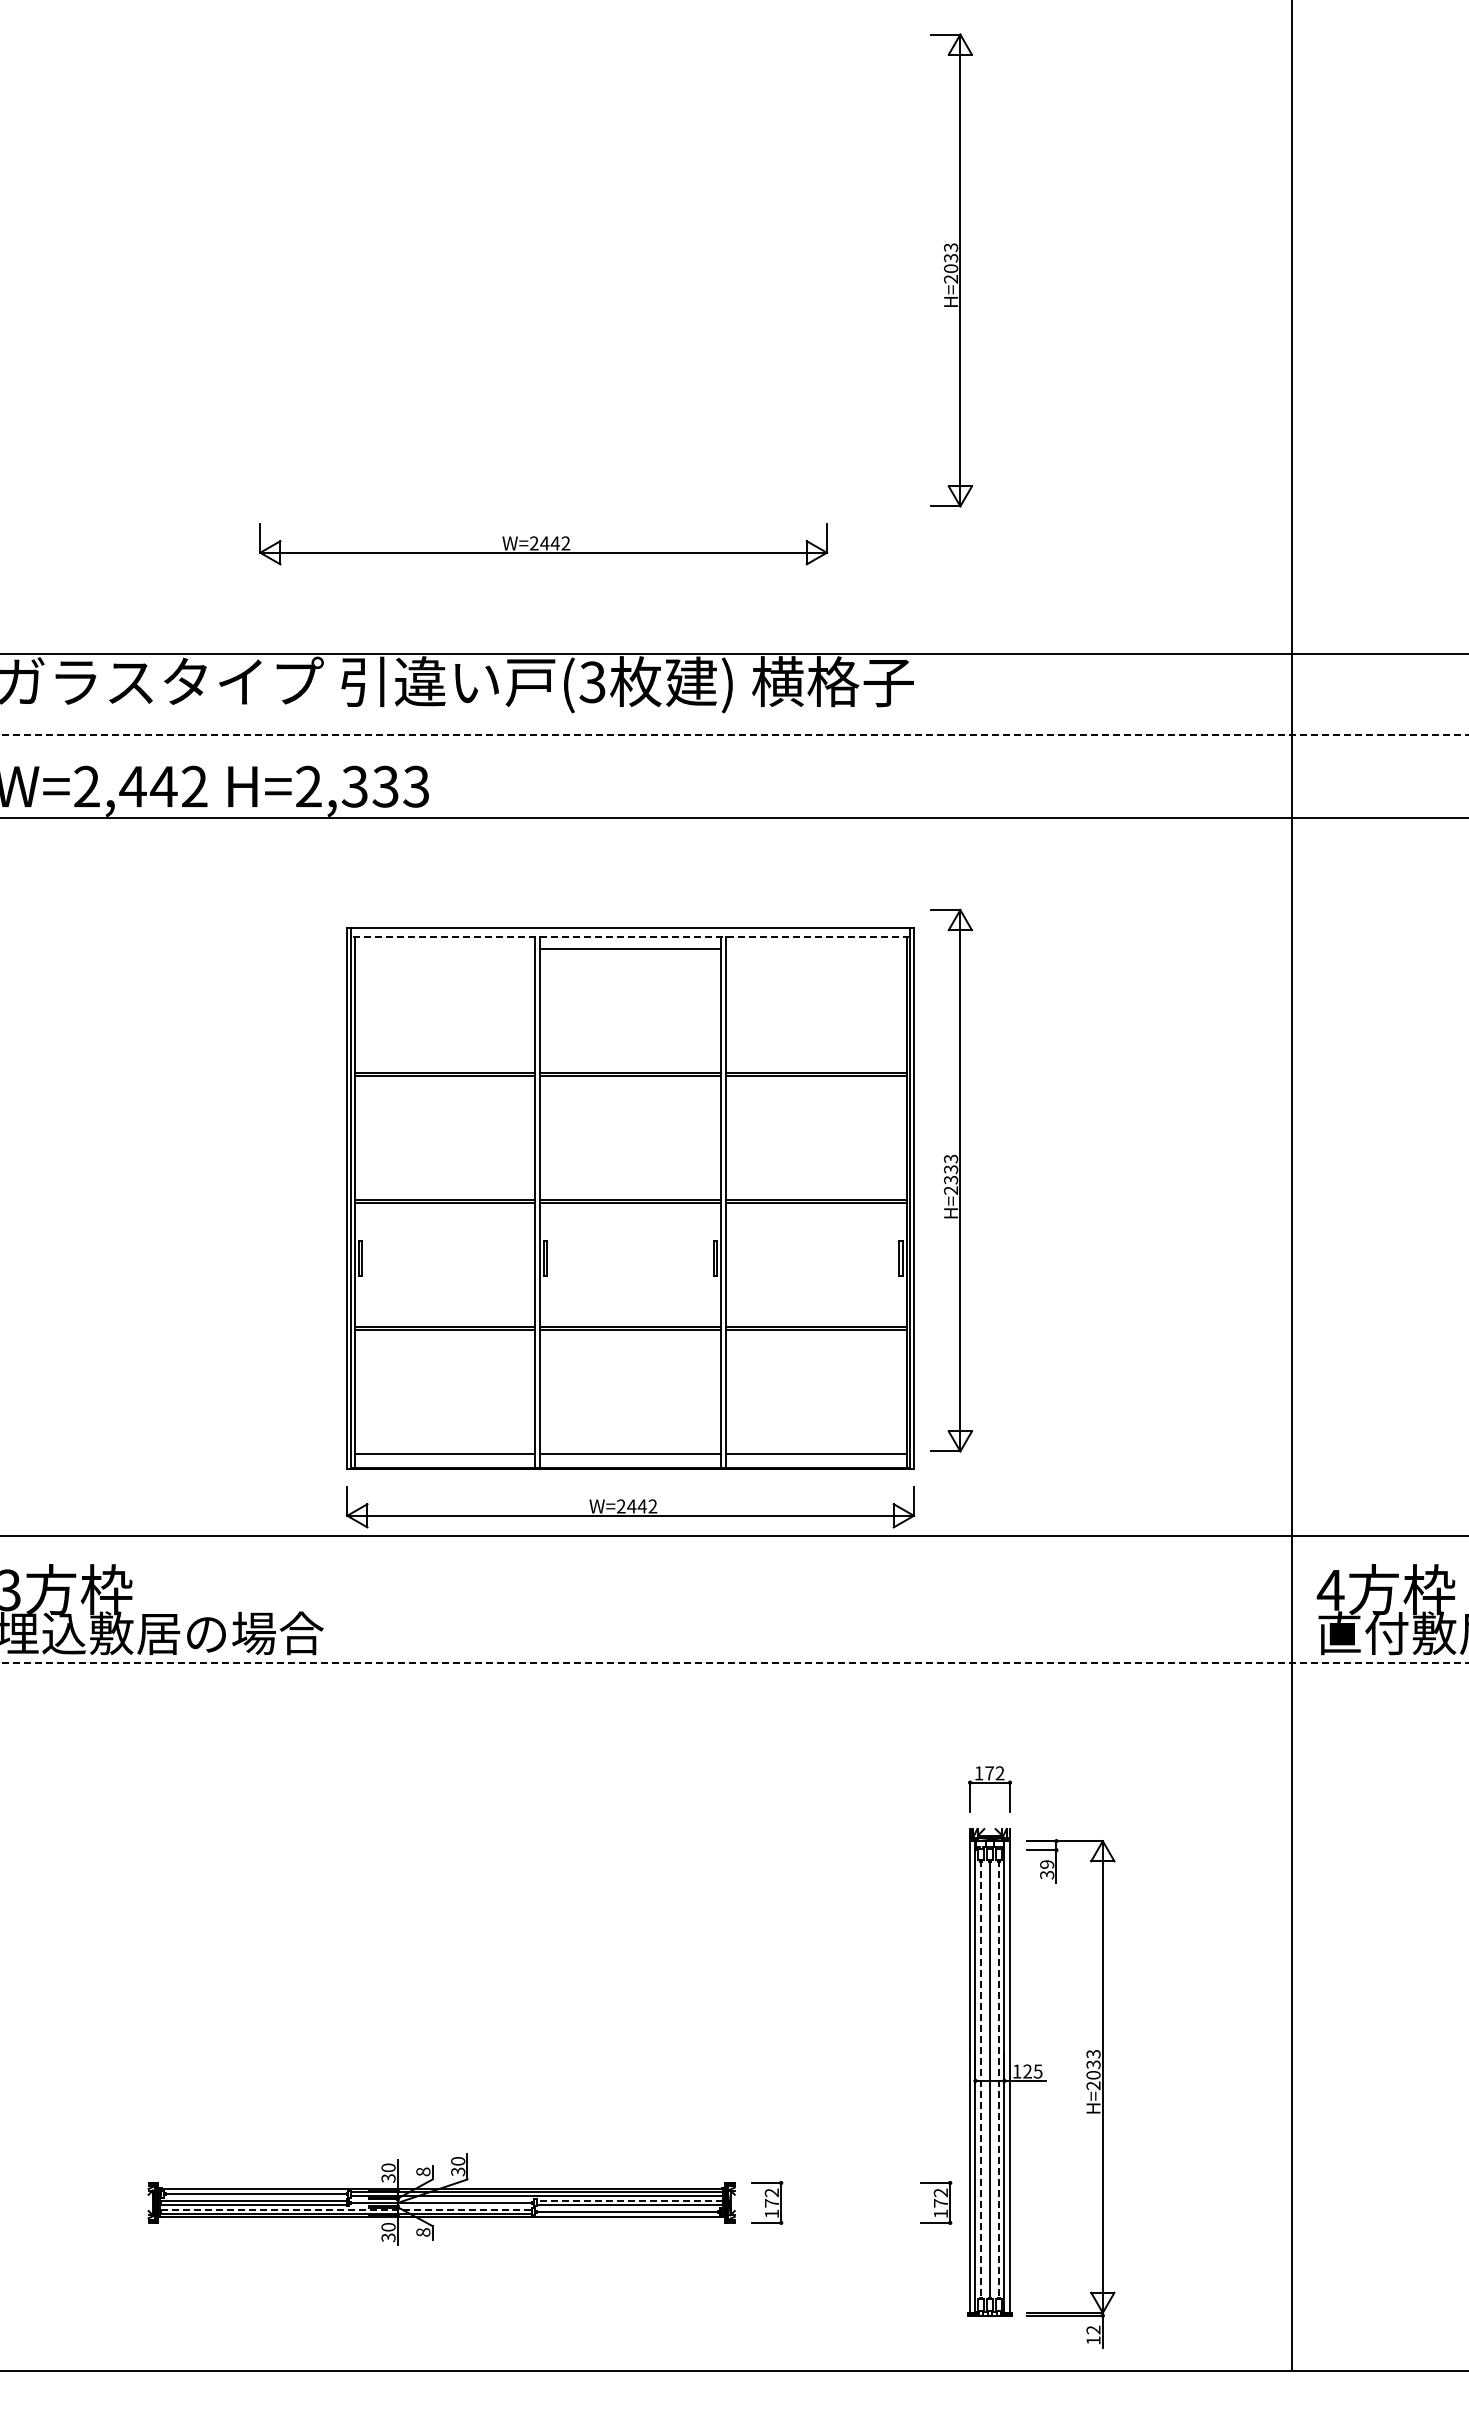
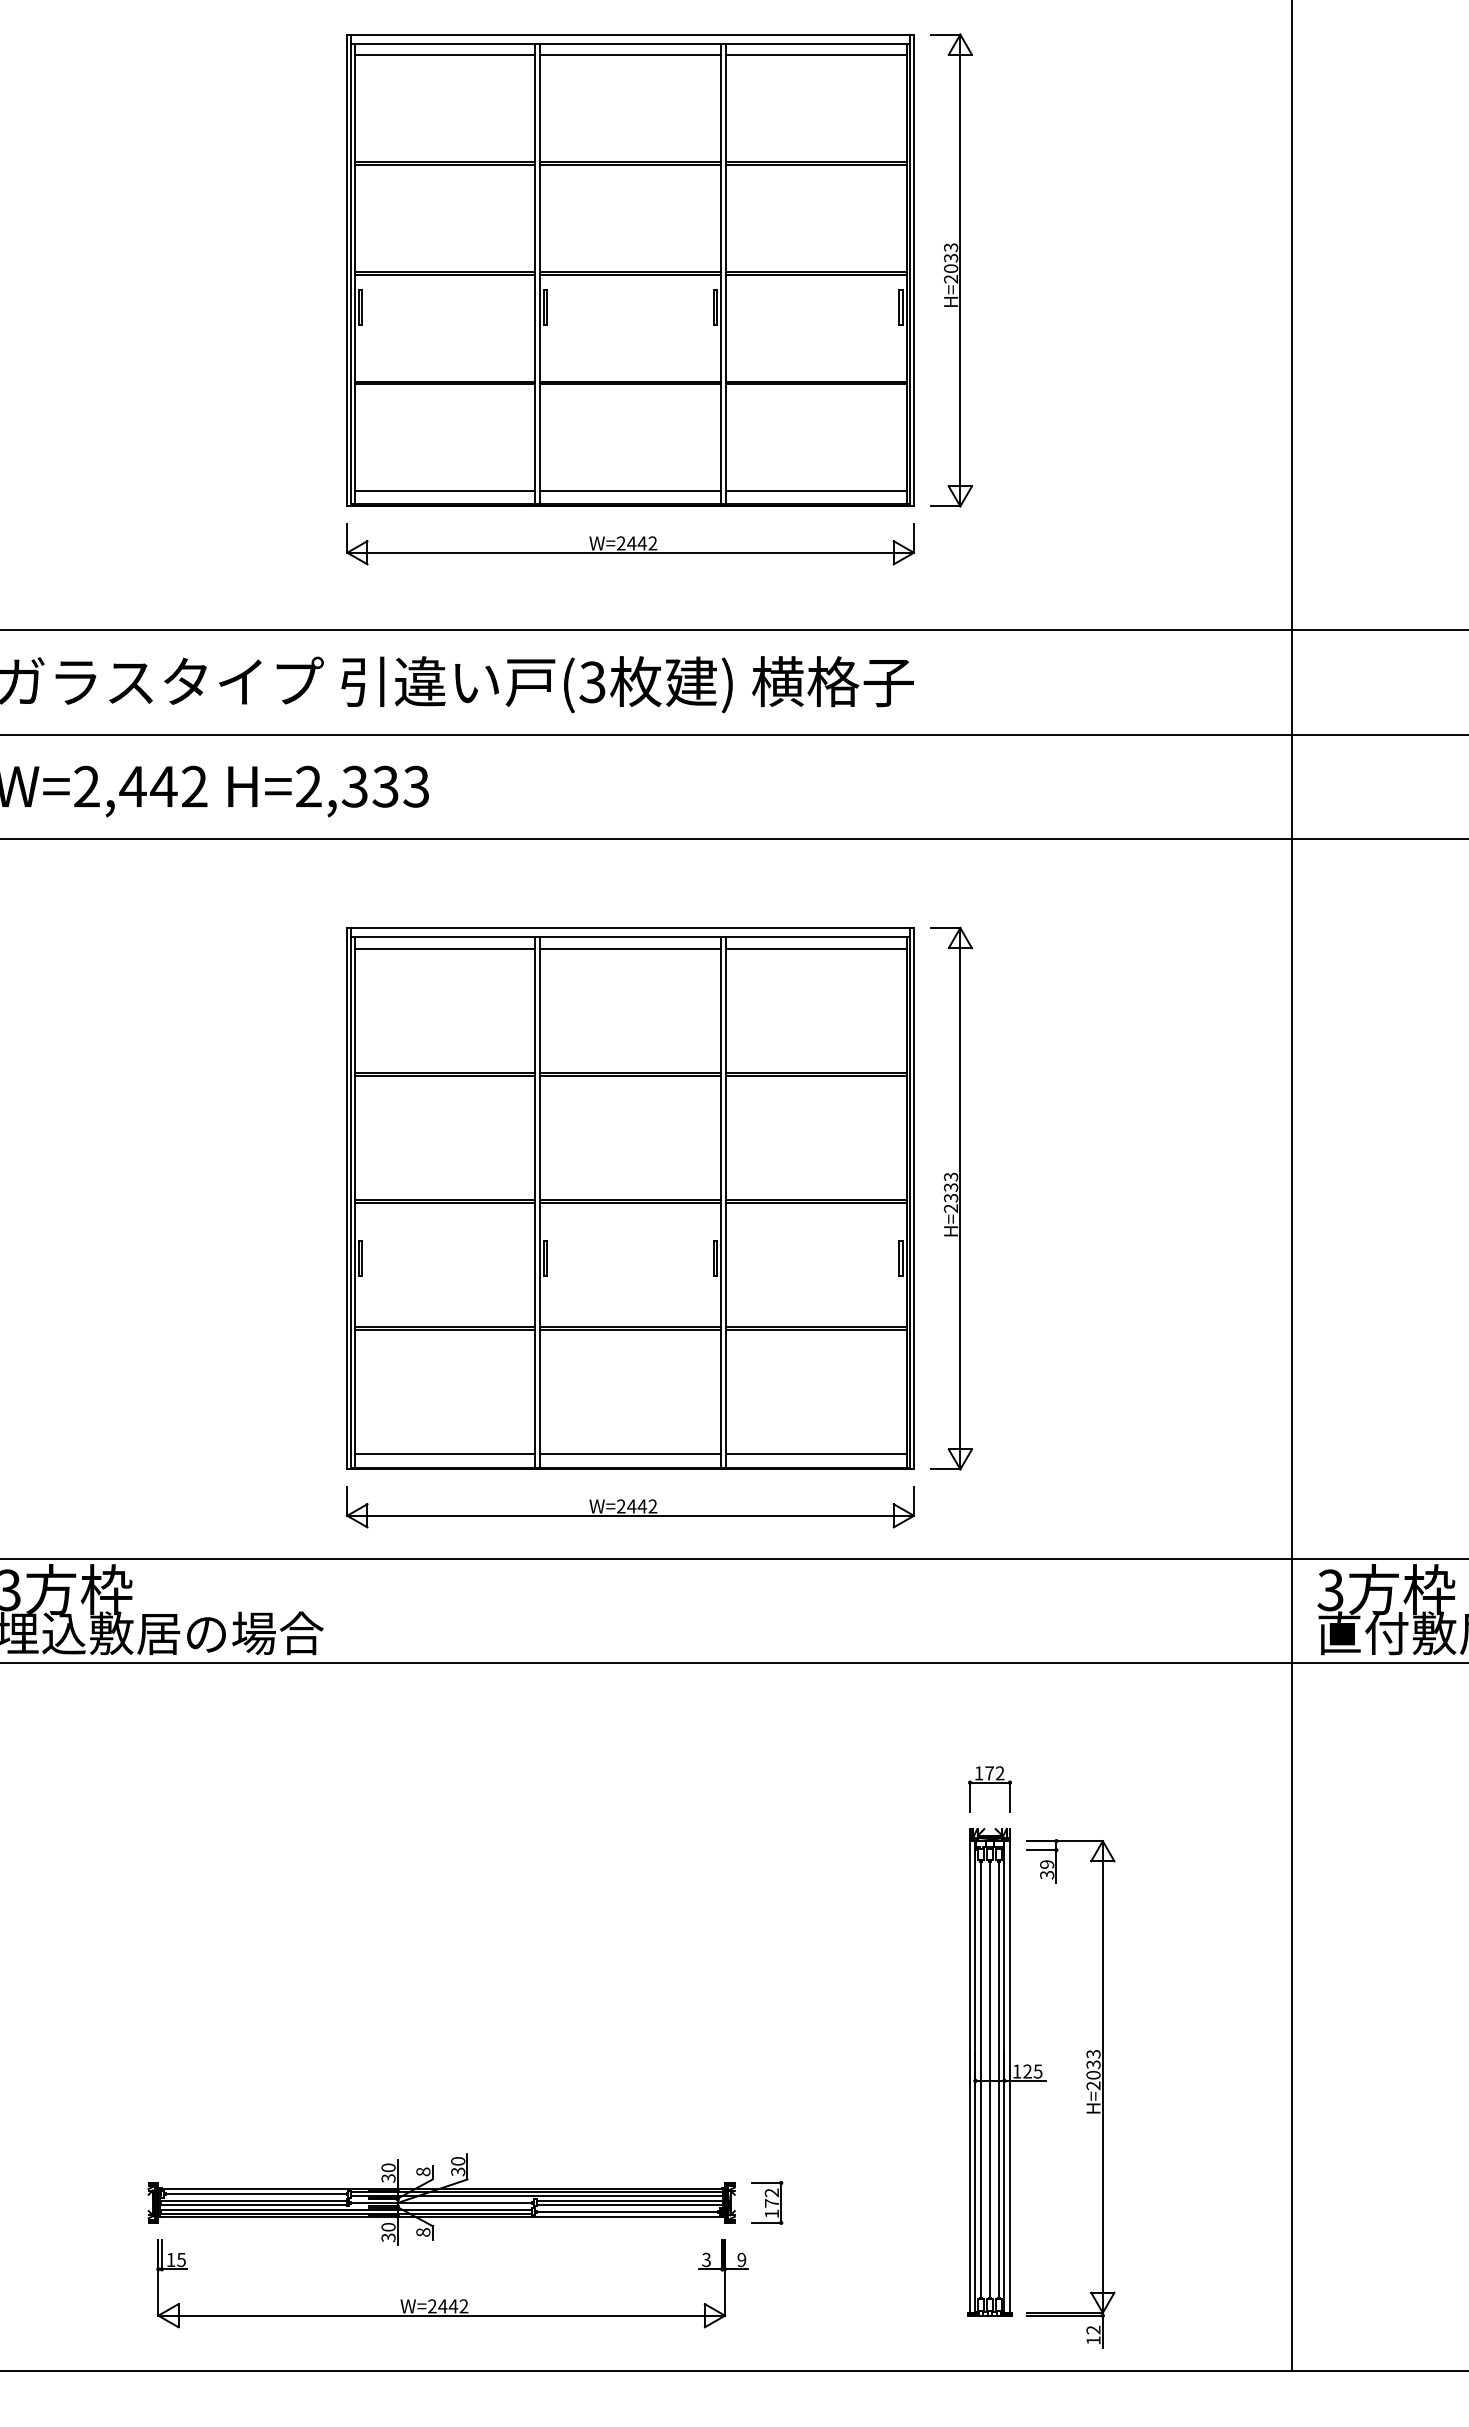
part: none -> present (630, 270)
part position: (543, 544) -> (630, 544) (630, 544)
line position: (733, 654) -> (733, 630) (733, 630)
line: dashed -> solid (734, 734)
line position: (733, 818) -> (733, 839) (733, 839)
line: dashed -> solid (630, 937)
line: none -> present (444, 948)
line: none -> present (815, 948)
part position: (951, 1180) -> (951, 1198) (951, 1198)
line position: (733, 1535) -> (733, 1558) (733, 1558)
text: 4 -> 3 (1330, 1590)
line: dashed -> solid (734, 1662)
line: dashed -> solid (981, 2080)
line: dashed -> solid (998, 2080)
line: dashed -> solid (629, 2200)
part: present -> none (936, 2202)
line: dashed -> solid (346, 2209)
part: none -> present (454, 2299)
